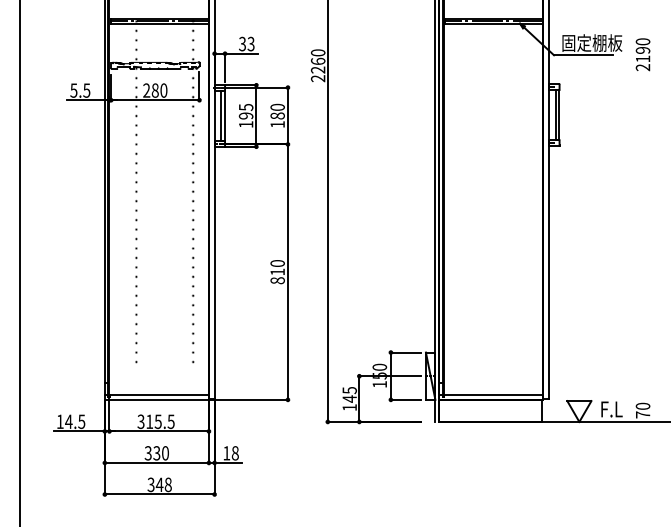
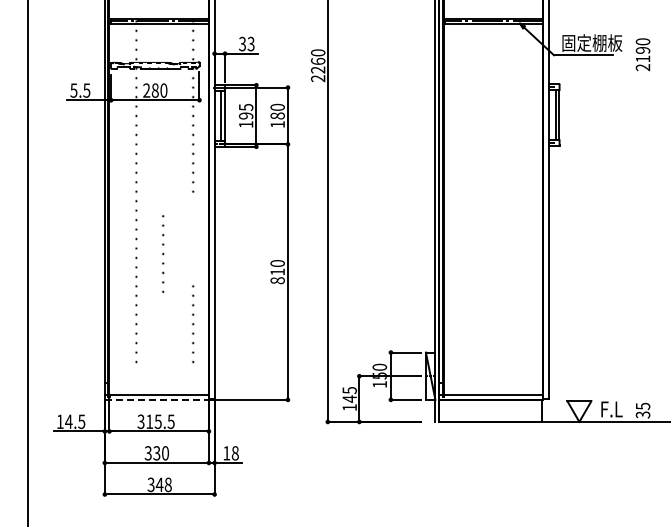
part position: (193, 238) -> (163, 253) (163, 253)
line position: (20, 262) -> (28, 262) (28, 262)
line: solid -> dashed (157, 399)
text: 70 -> 35 (642, 410)
